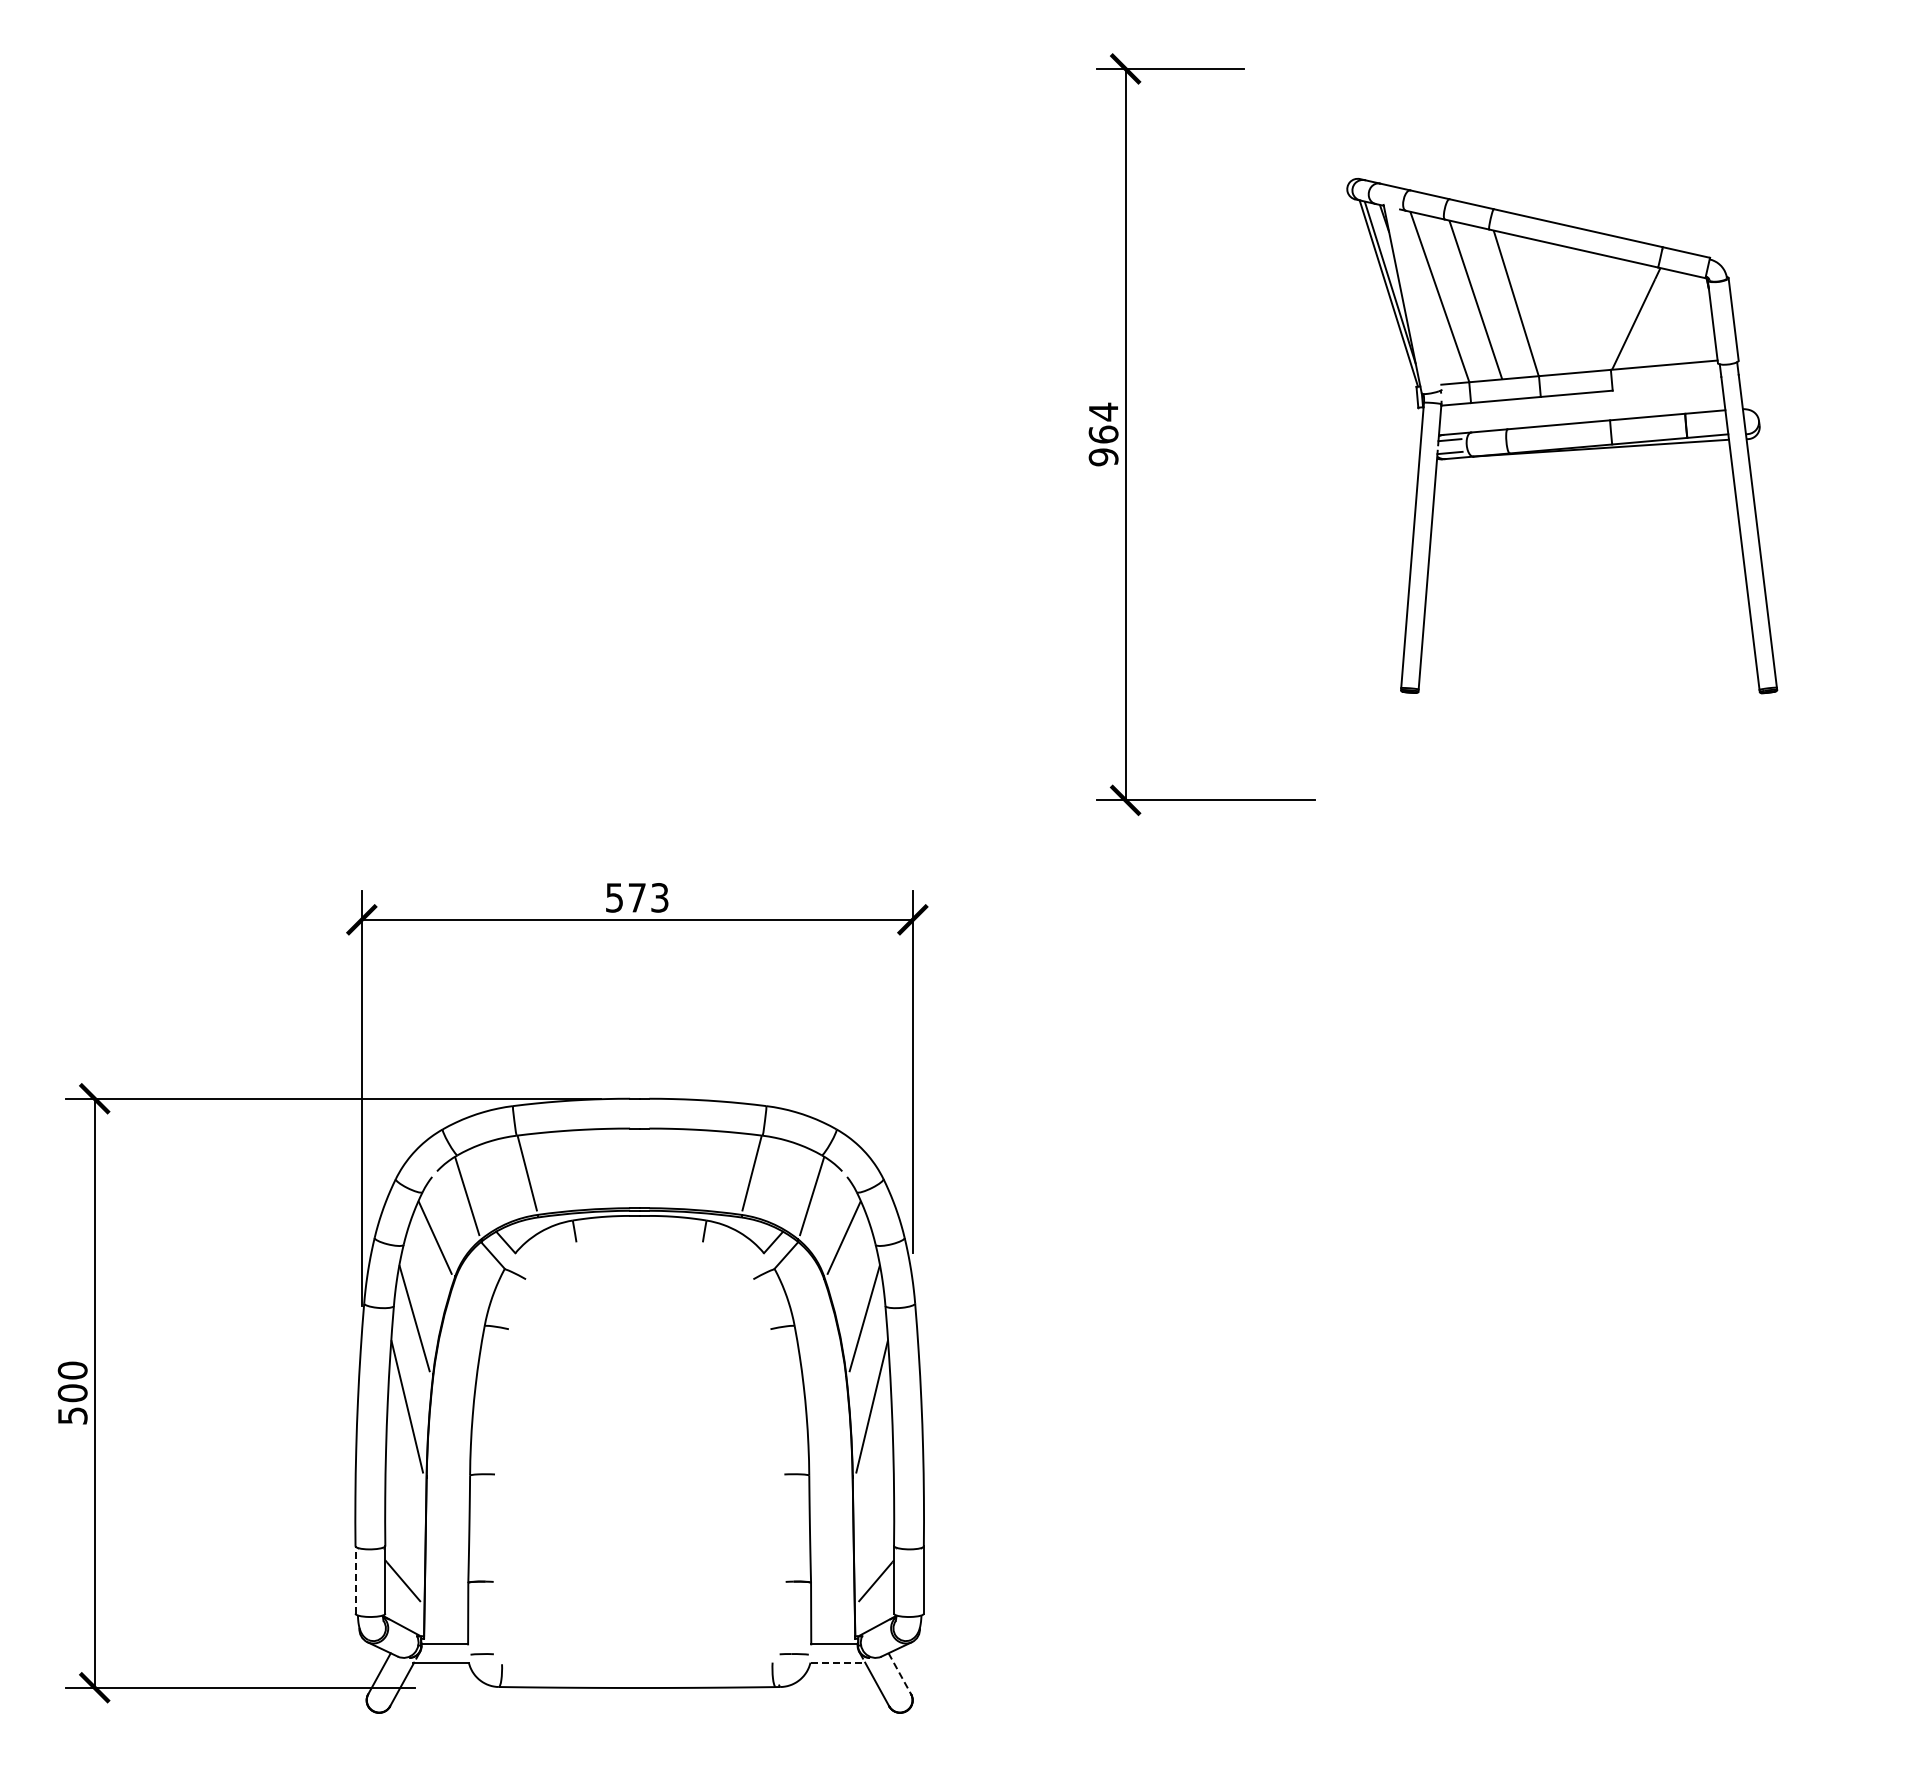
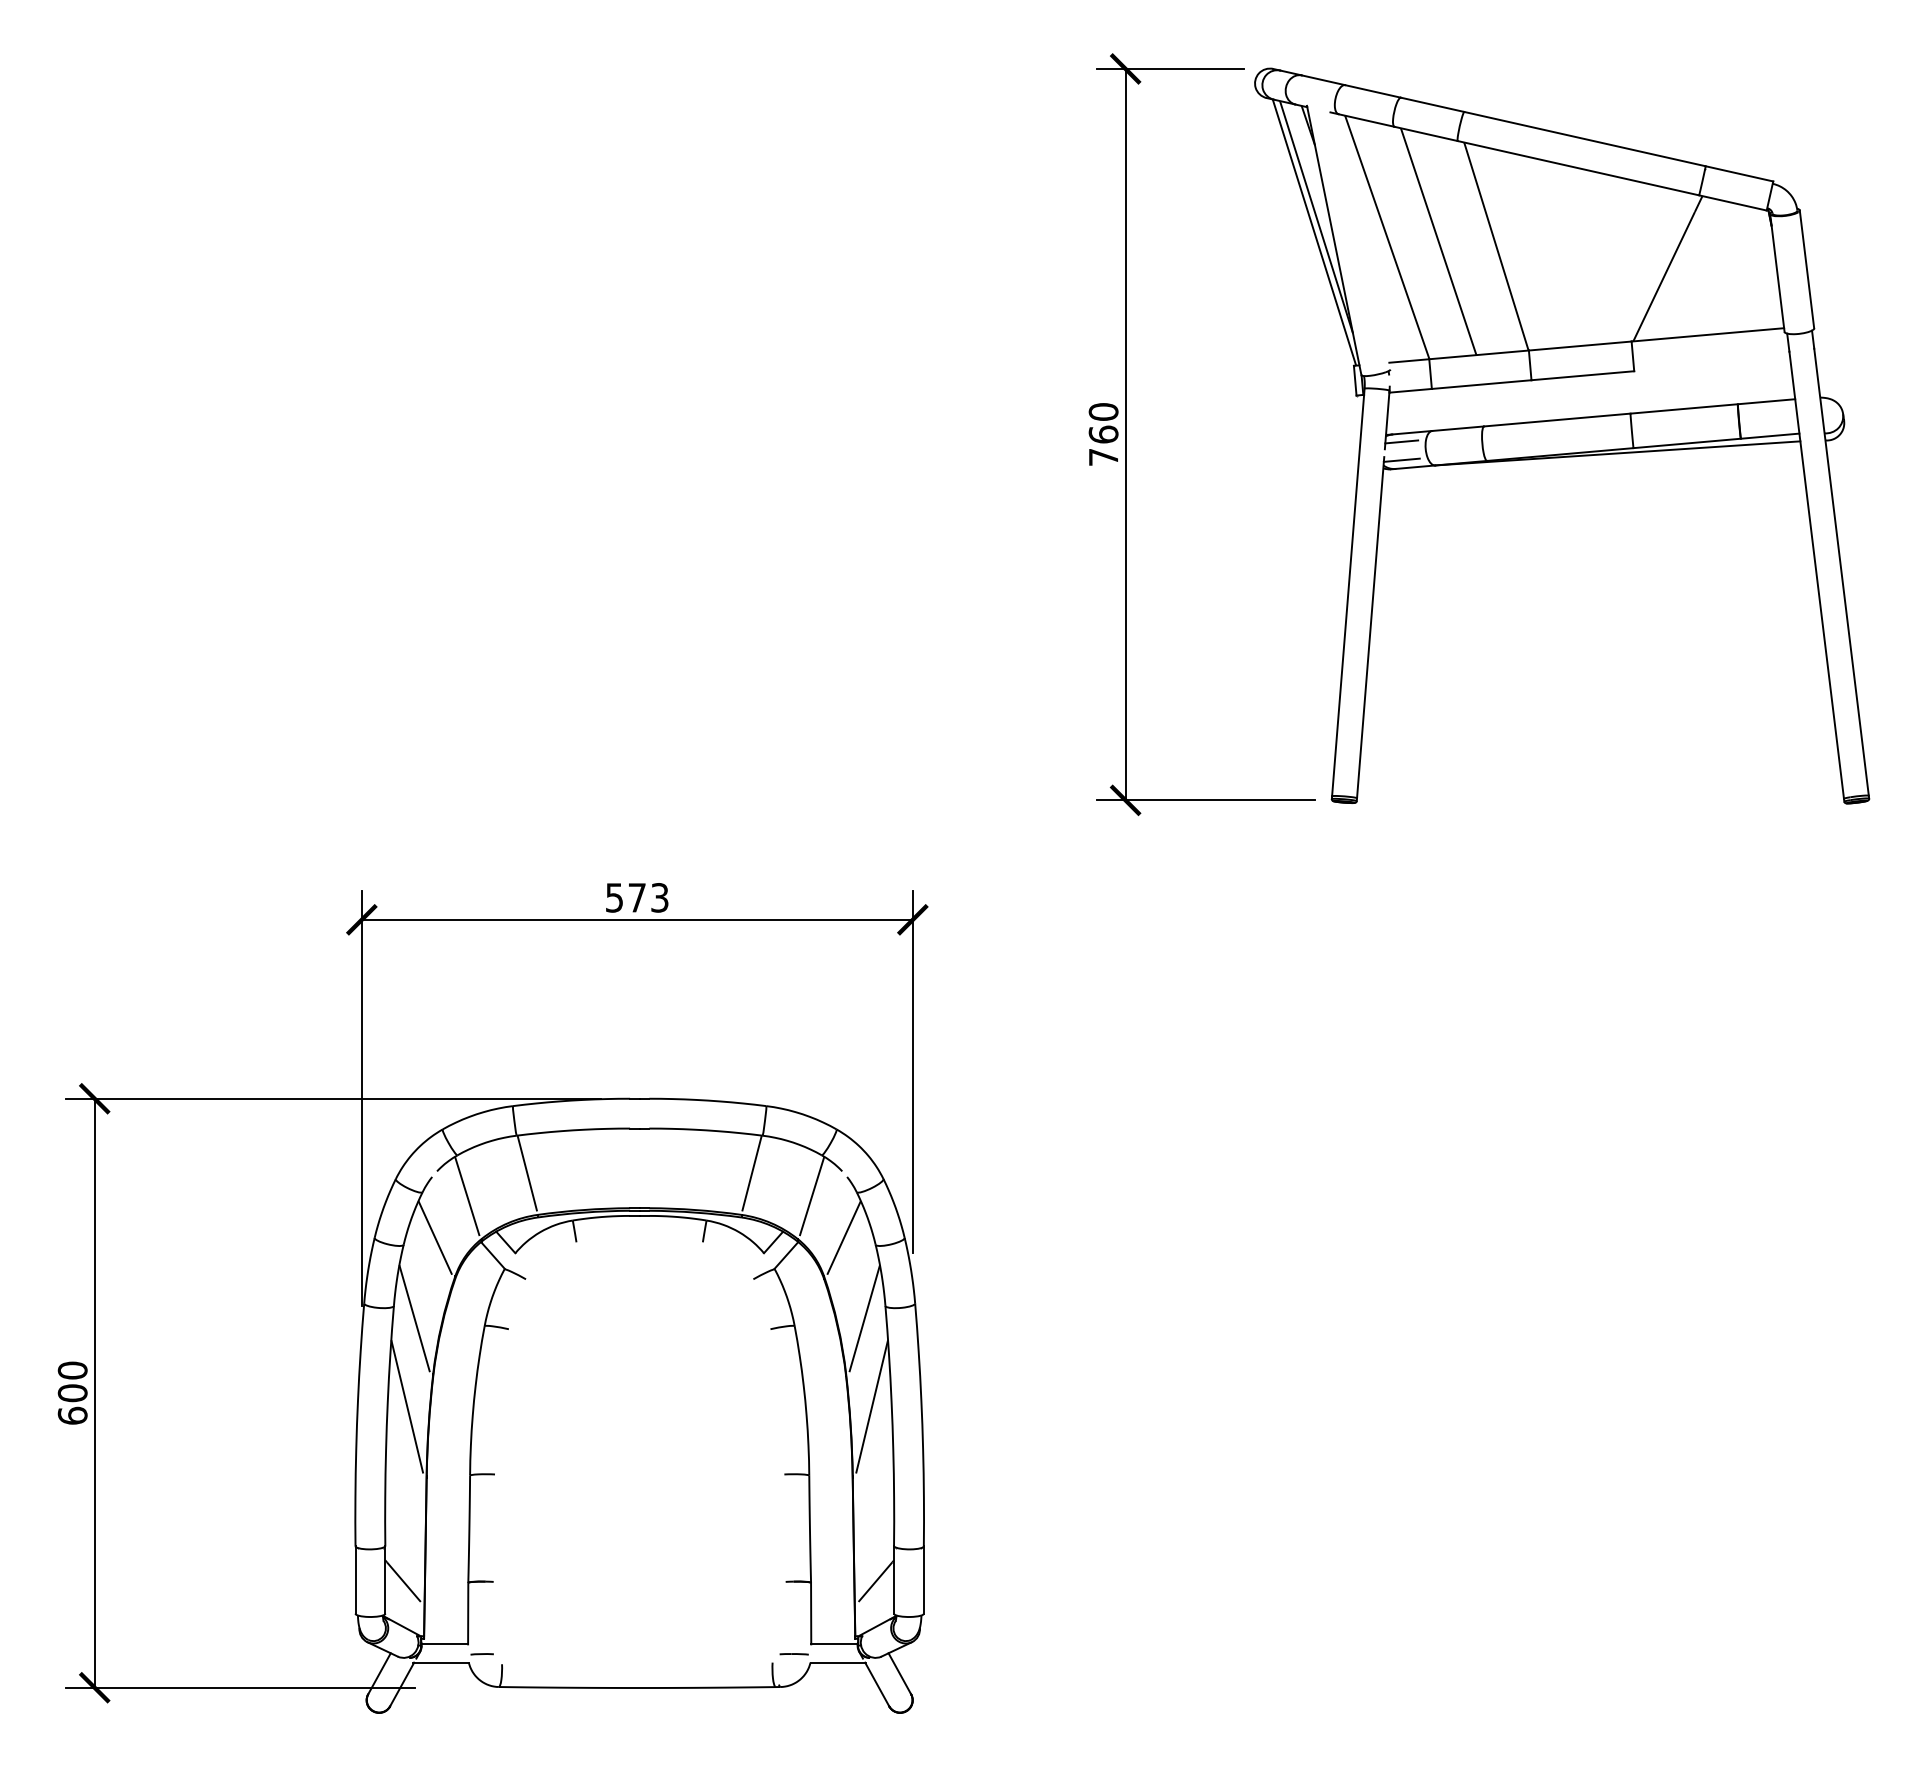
text: 964 -> 760 (1103, 434)
part size: 433x517 px -> 617x738 px (1562, 435)
text: 500 -> 600 (72, 1415)
line: dashed -> solid (355, 1580)
line: dashed -> solid (838, 1662)
line: dashed -> solid (900, 1674)
